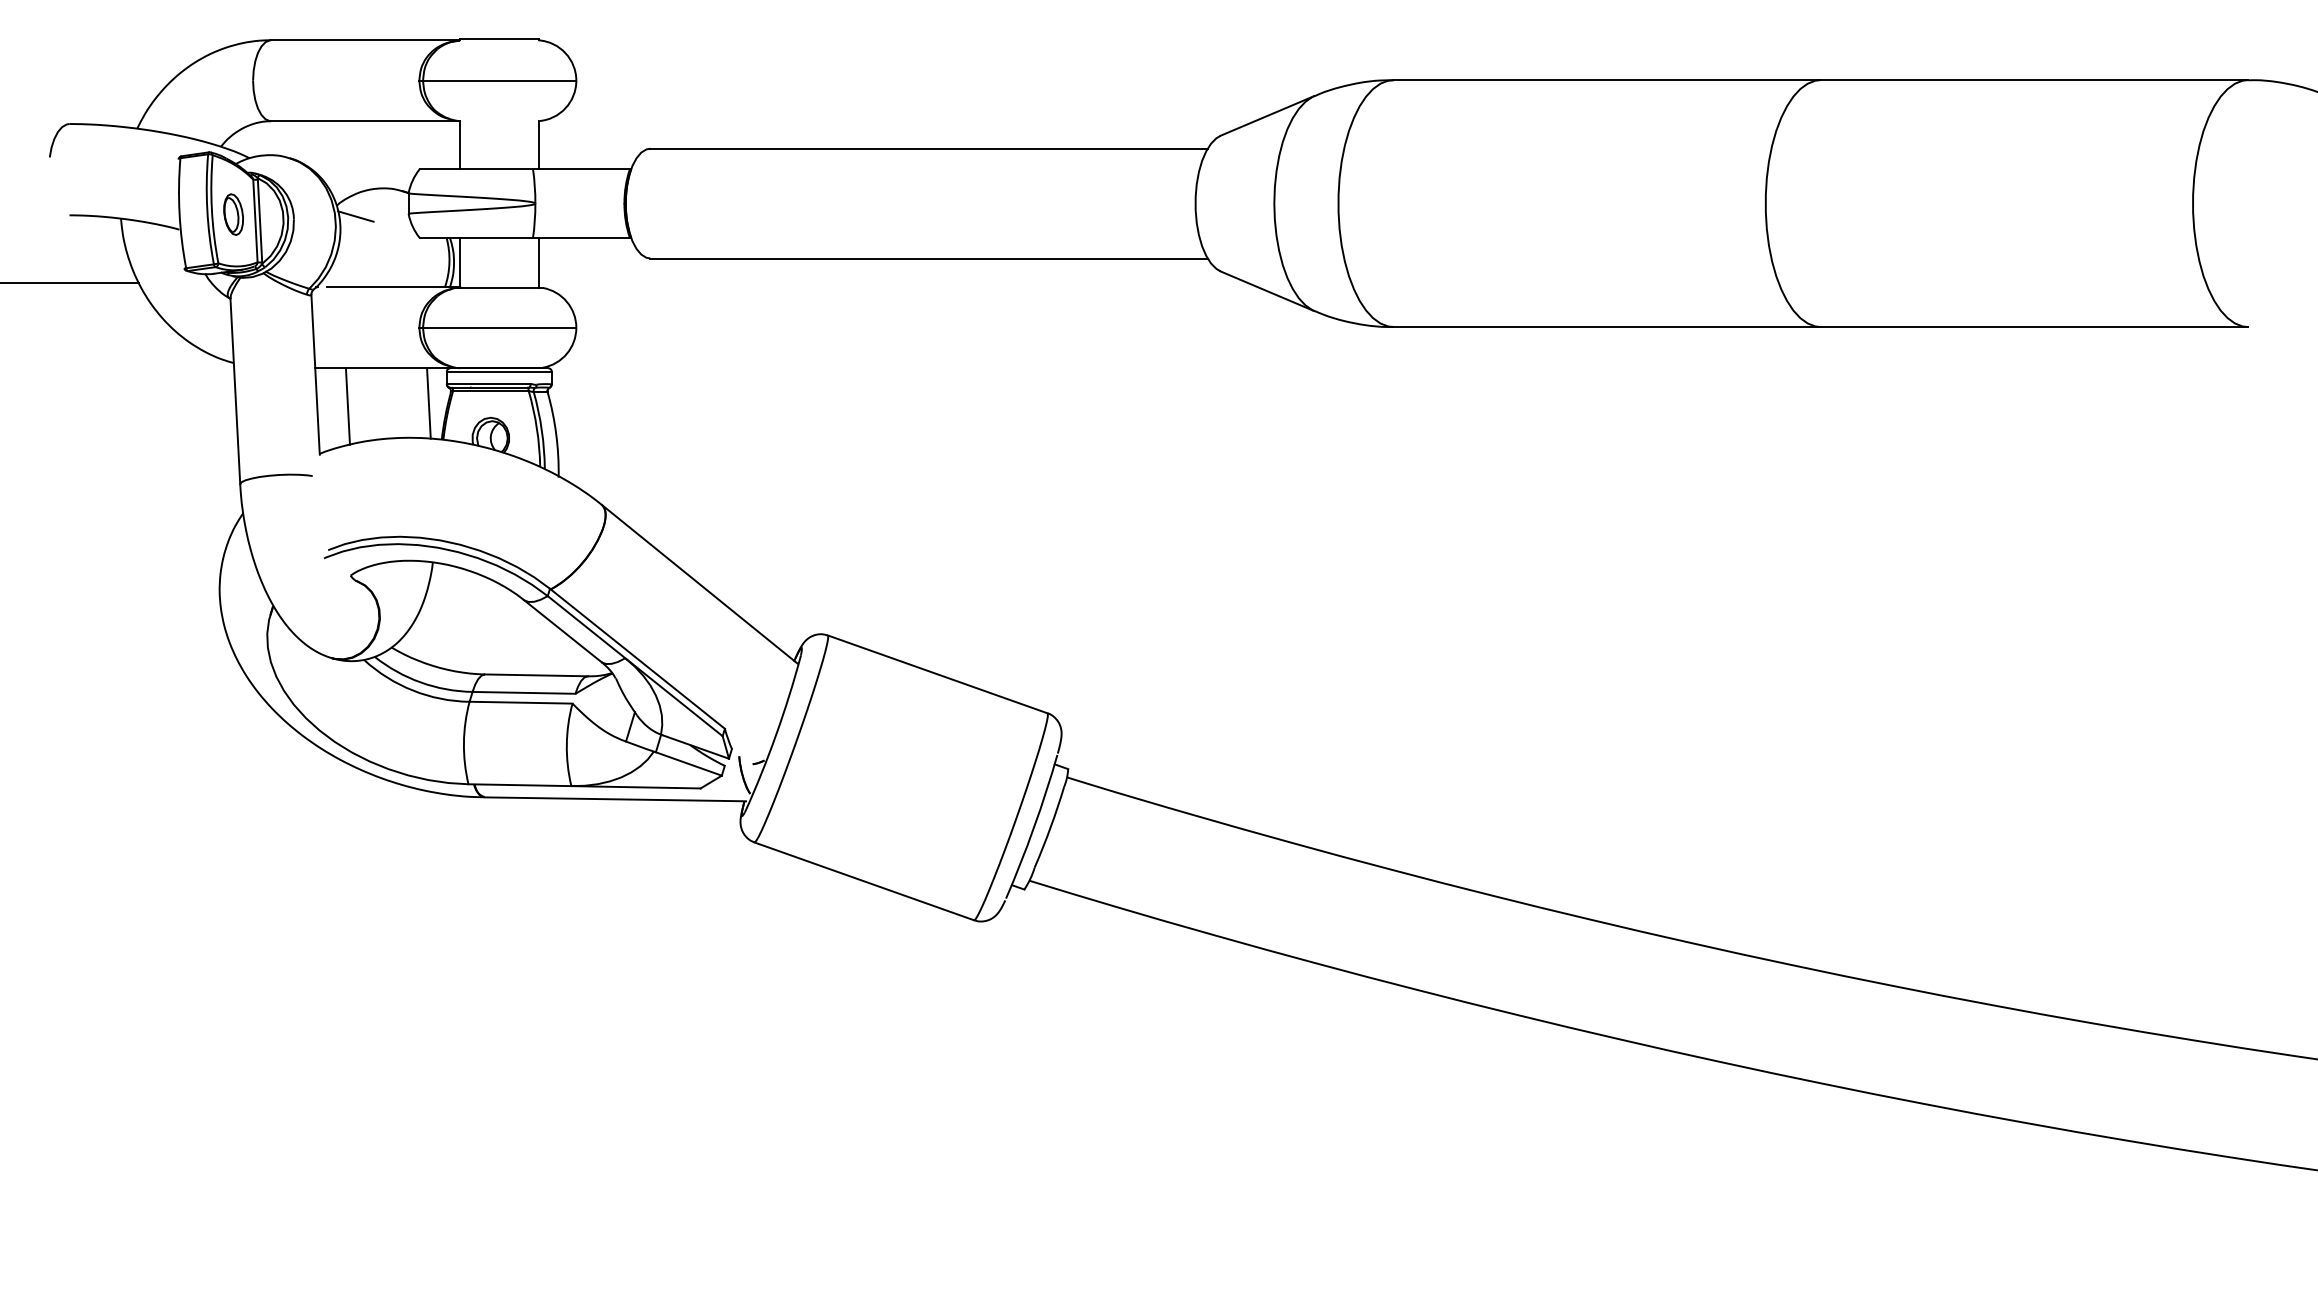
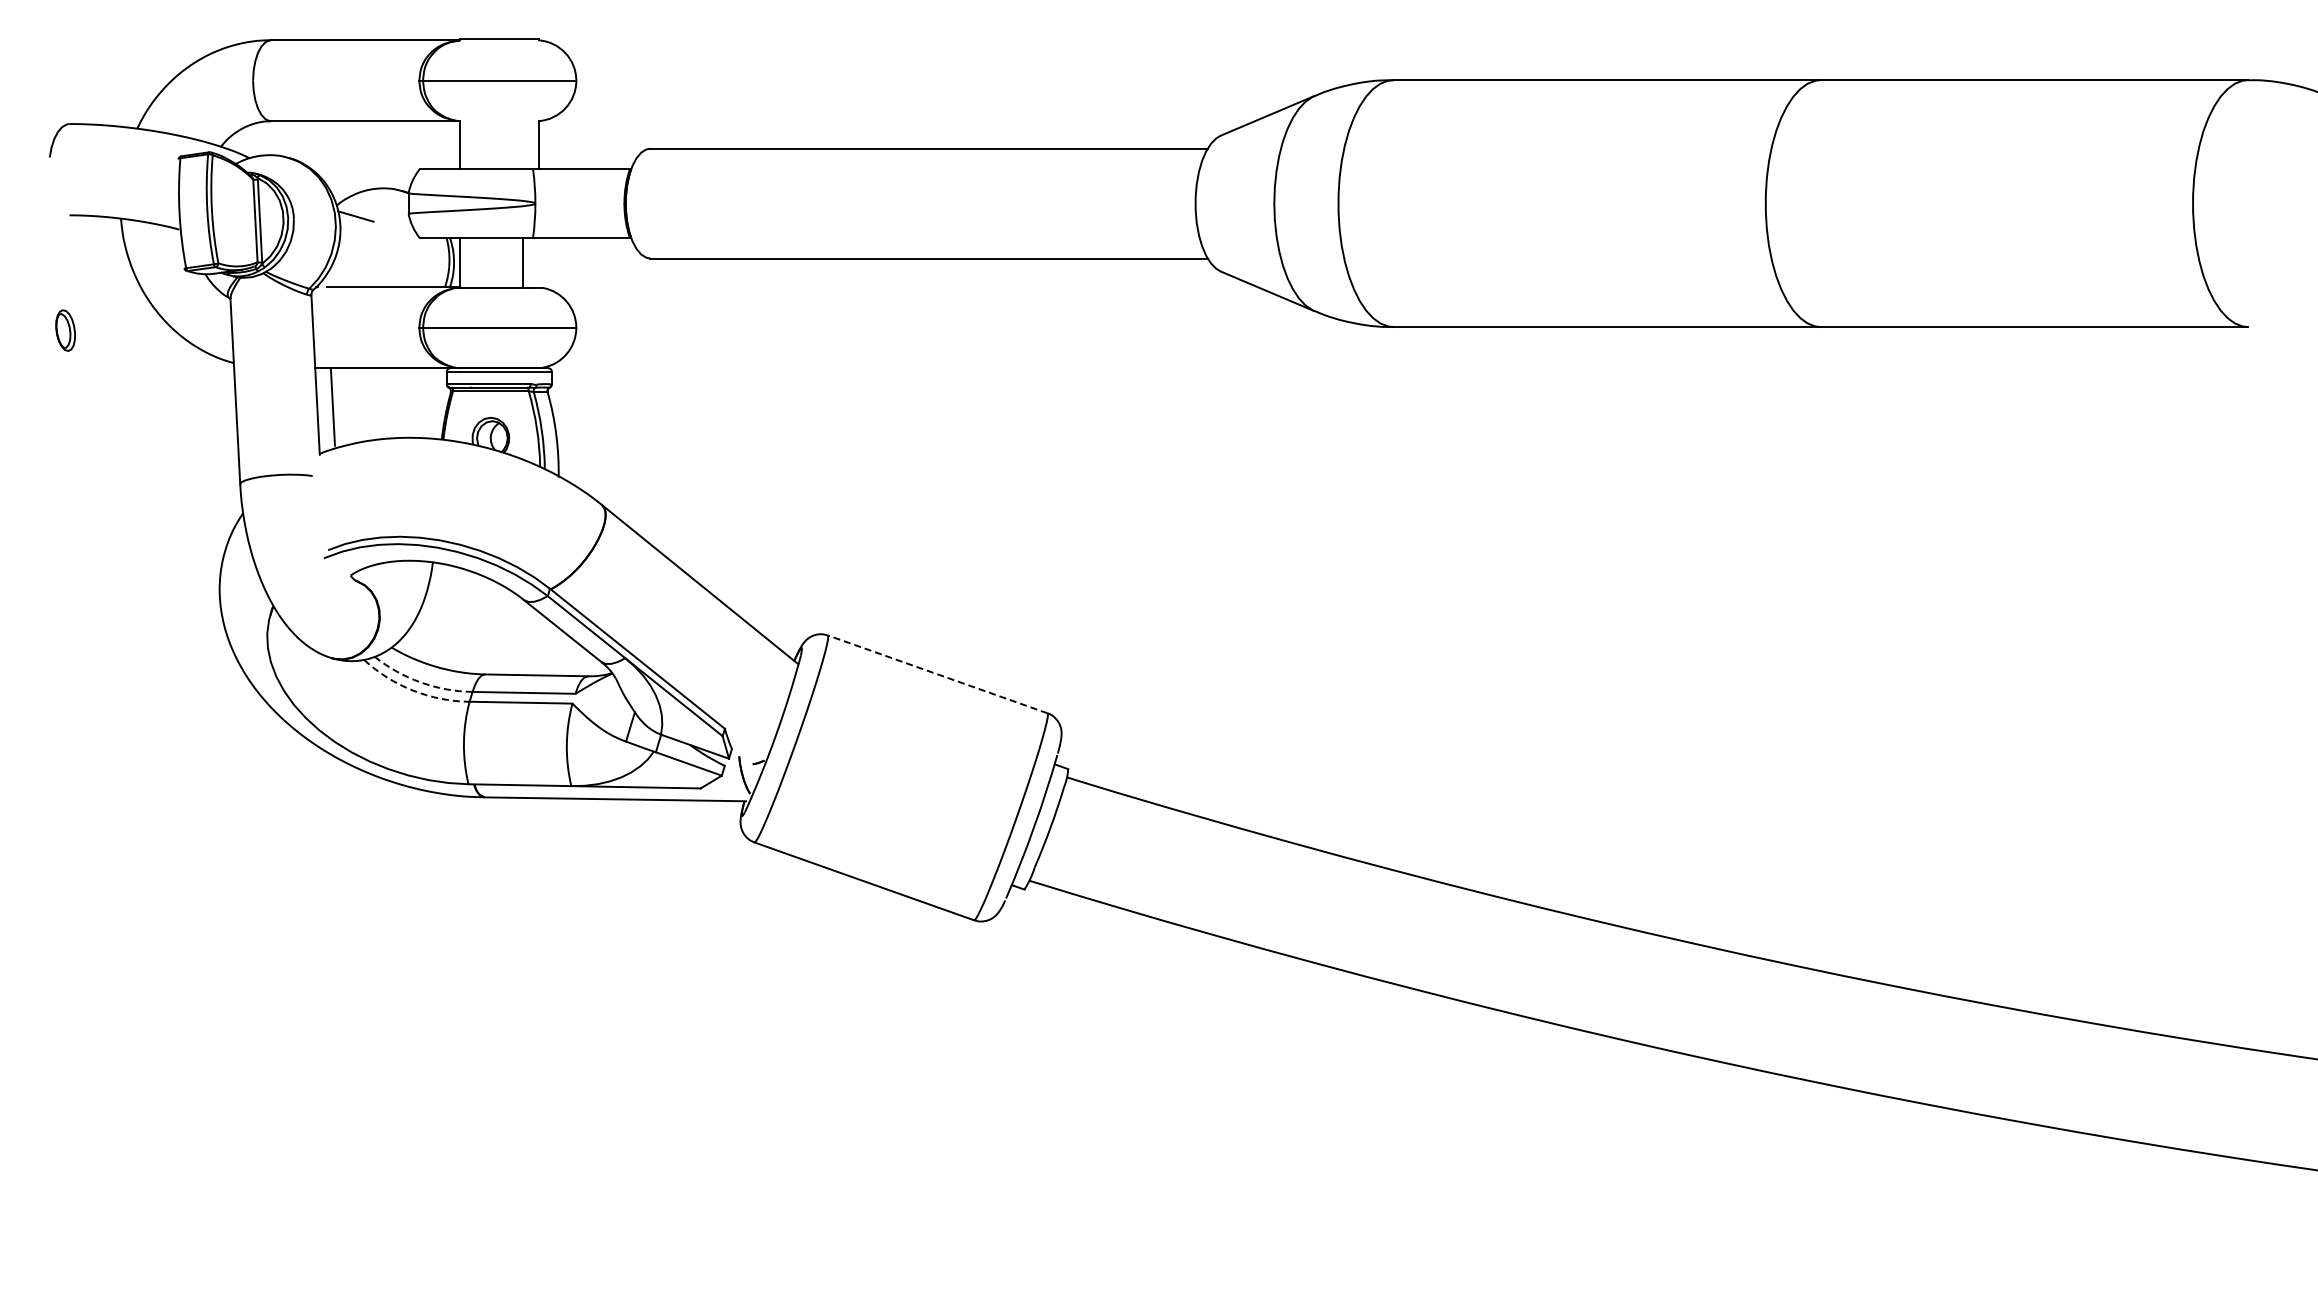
part position: (233, 214) -> (65, 330) (65, 330)
line position: (538, 262) -> (522, 262) (522, 262)
line: present -> none (70, 283)
line: present -> none (428, 403)
line position: (347, 406) -> (332, 407) (332, 407)
line: solid -> dashed (937, 674)
arc: solid -> dashed (420, 682)
arc: solid -> dashed (413, 690)
